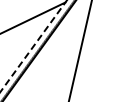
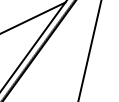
line: dashed -> solid (33, 46)
line position: (80, 50) -> (89, 50) (89, 50)
